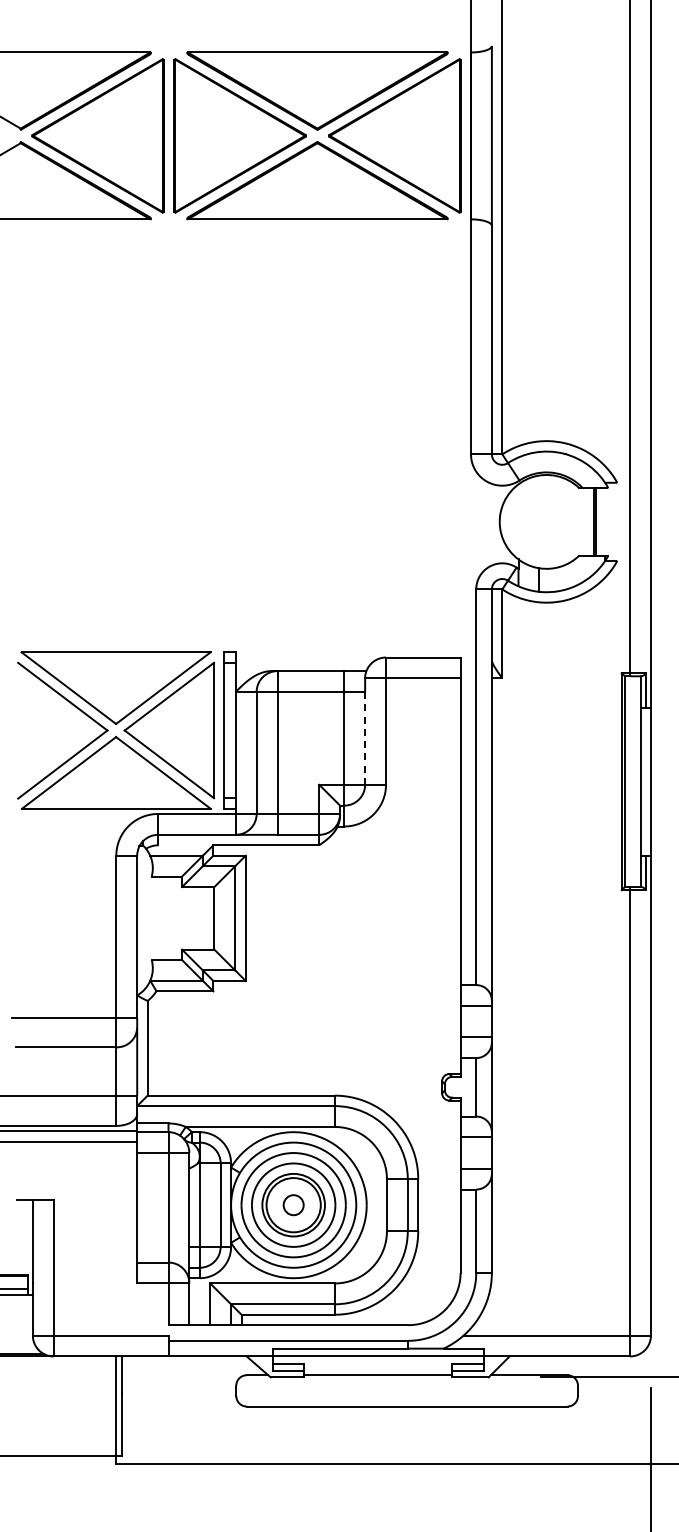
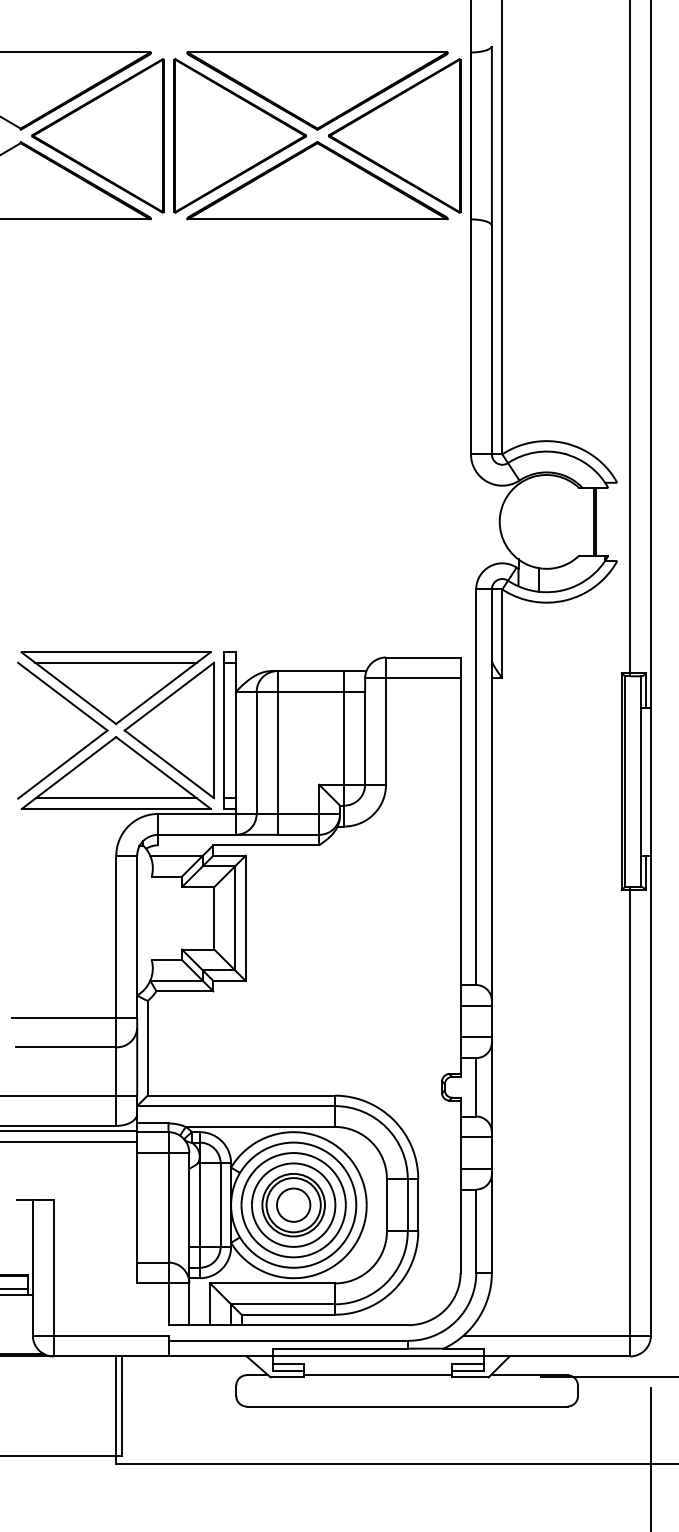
line: none -> present (115, 662)
line: dashed -> solid (365, 737)
line: none -> present (115, 798)
circle diameter: 20 px -> 33 px (293, 1204)
